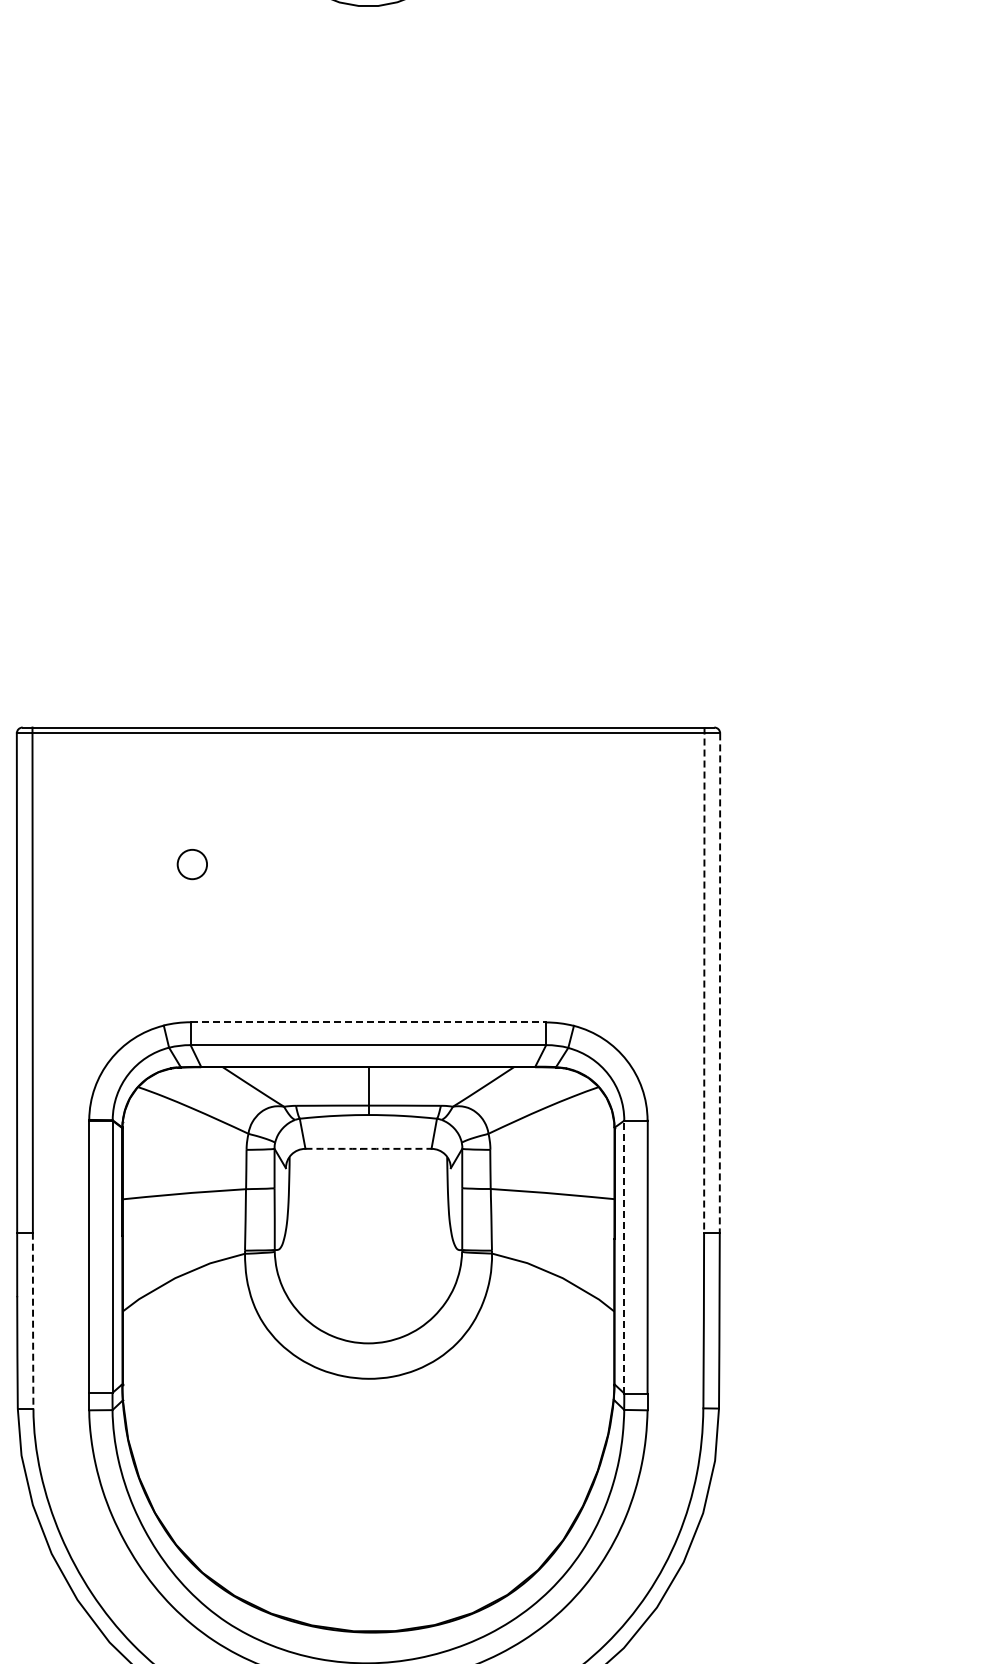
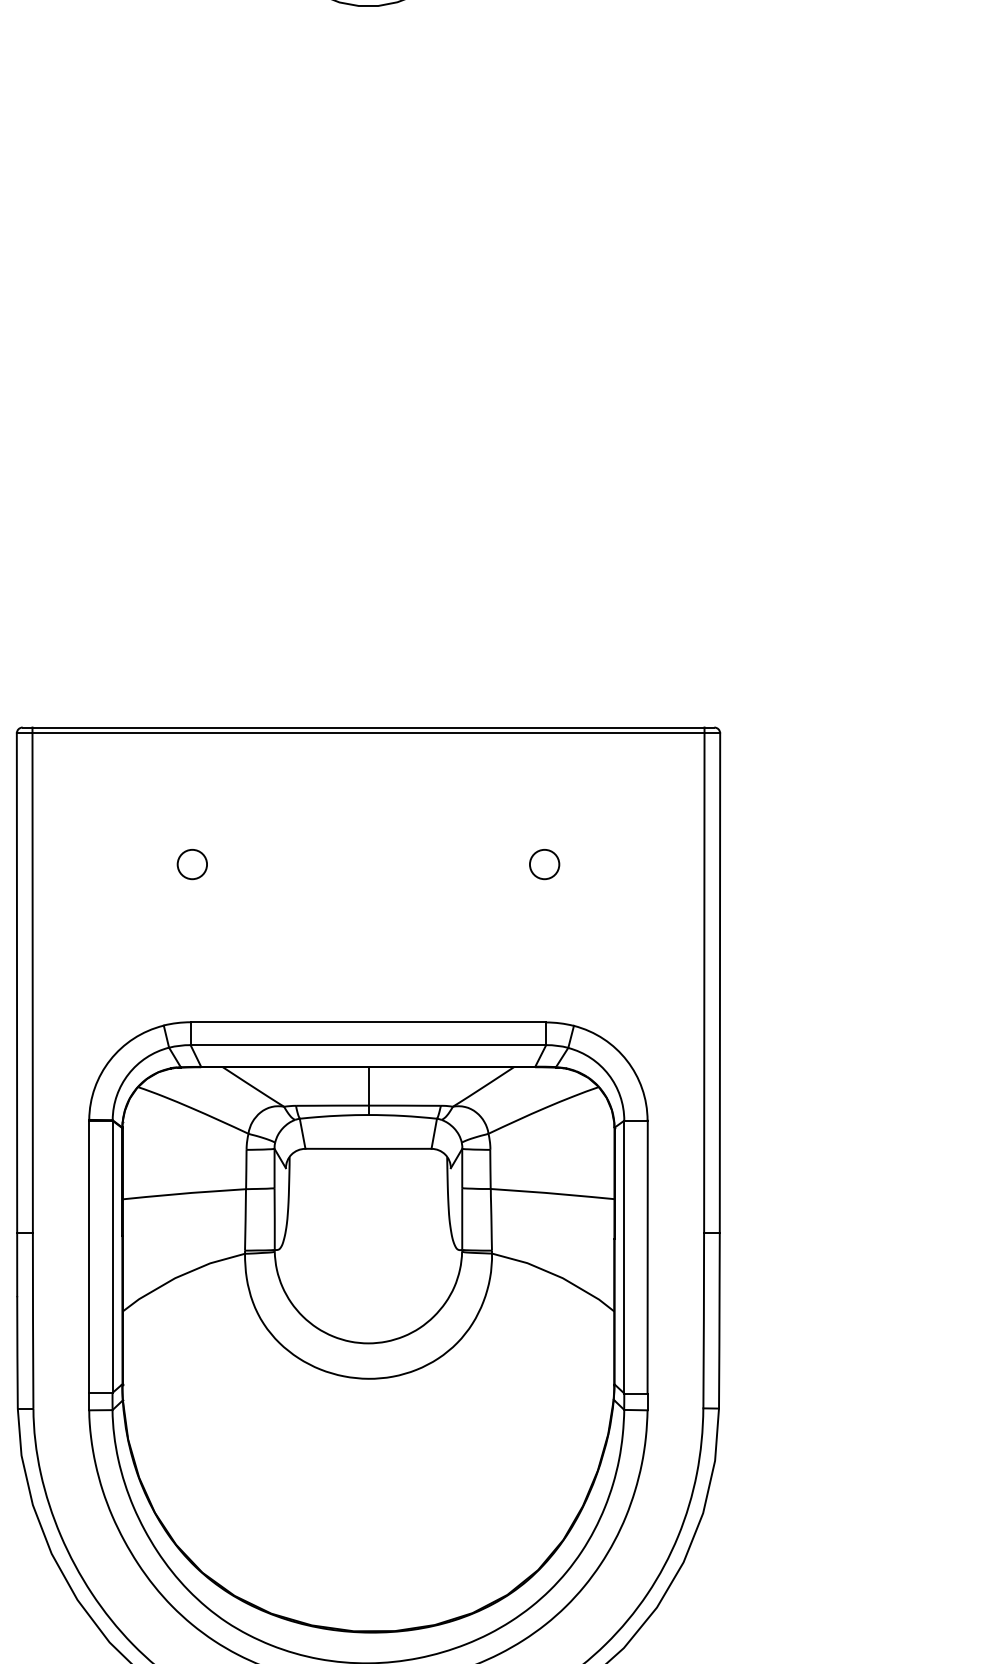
circle: none -> present (544, 864)
line: dashed -> solid (704, 980)
line: dashed -> solid (719, 983)
line: dashed -> solid (368, 1022)
arc: dashed -> solid (368, 1148)
line: dashed -> solid (624, 1256)
arc: dashed -> solid (33, 1320)
